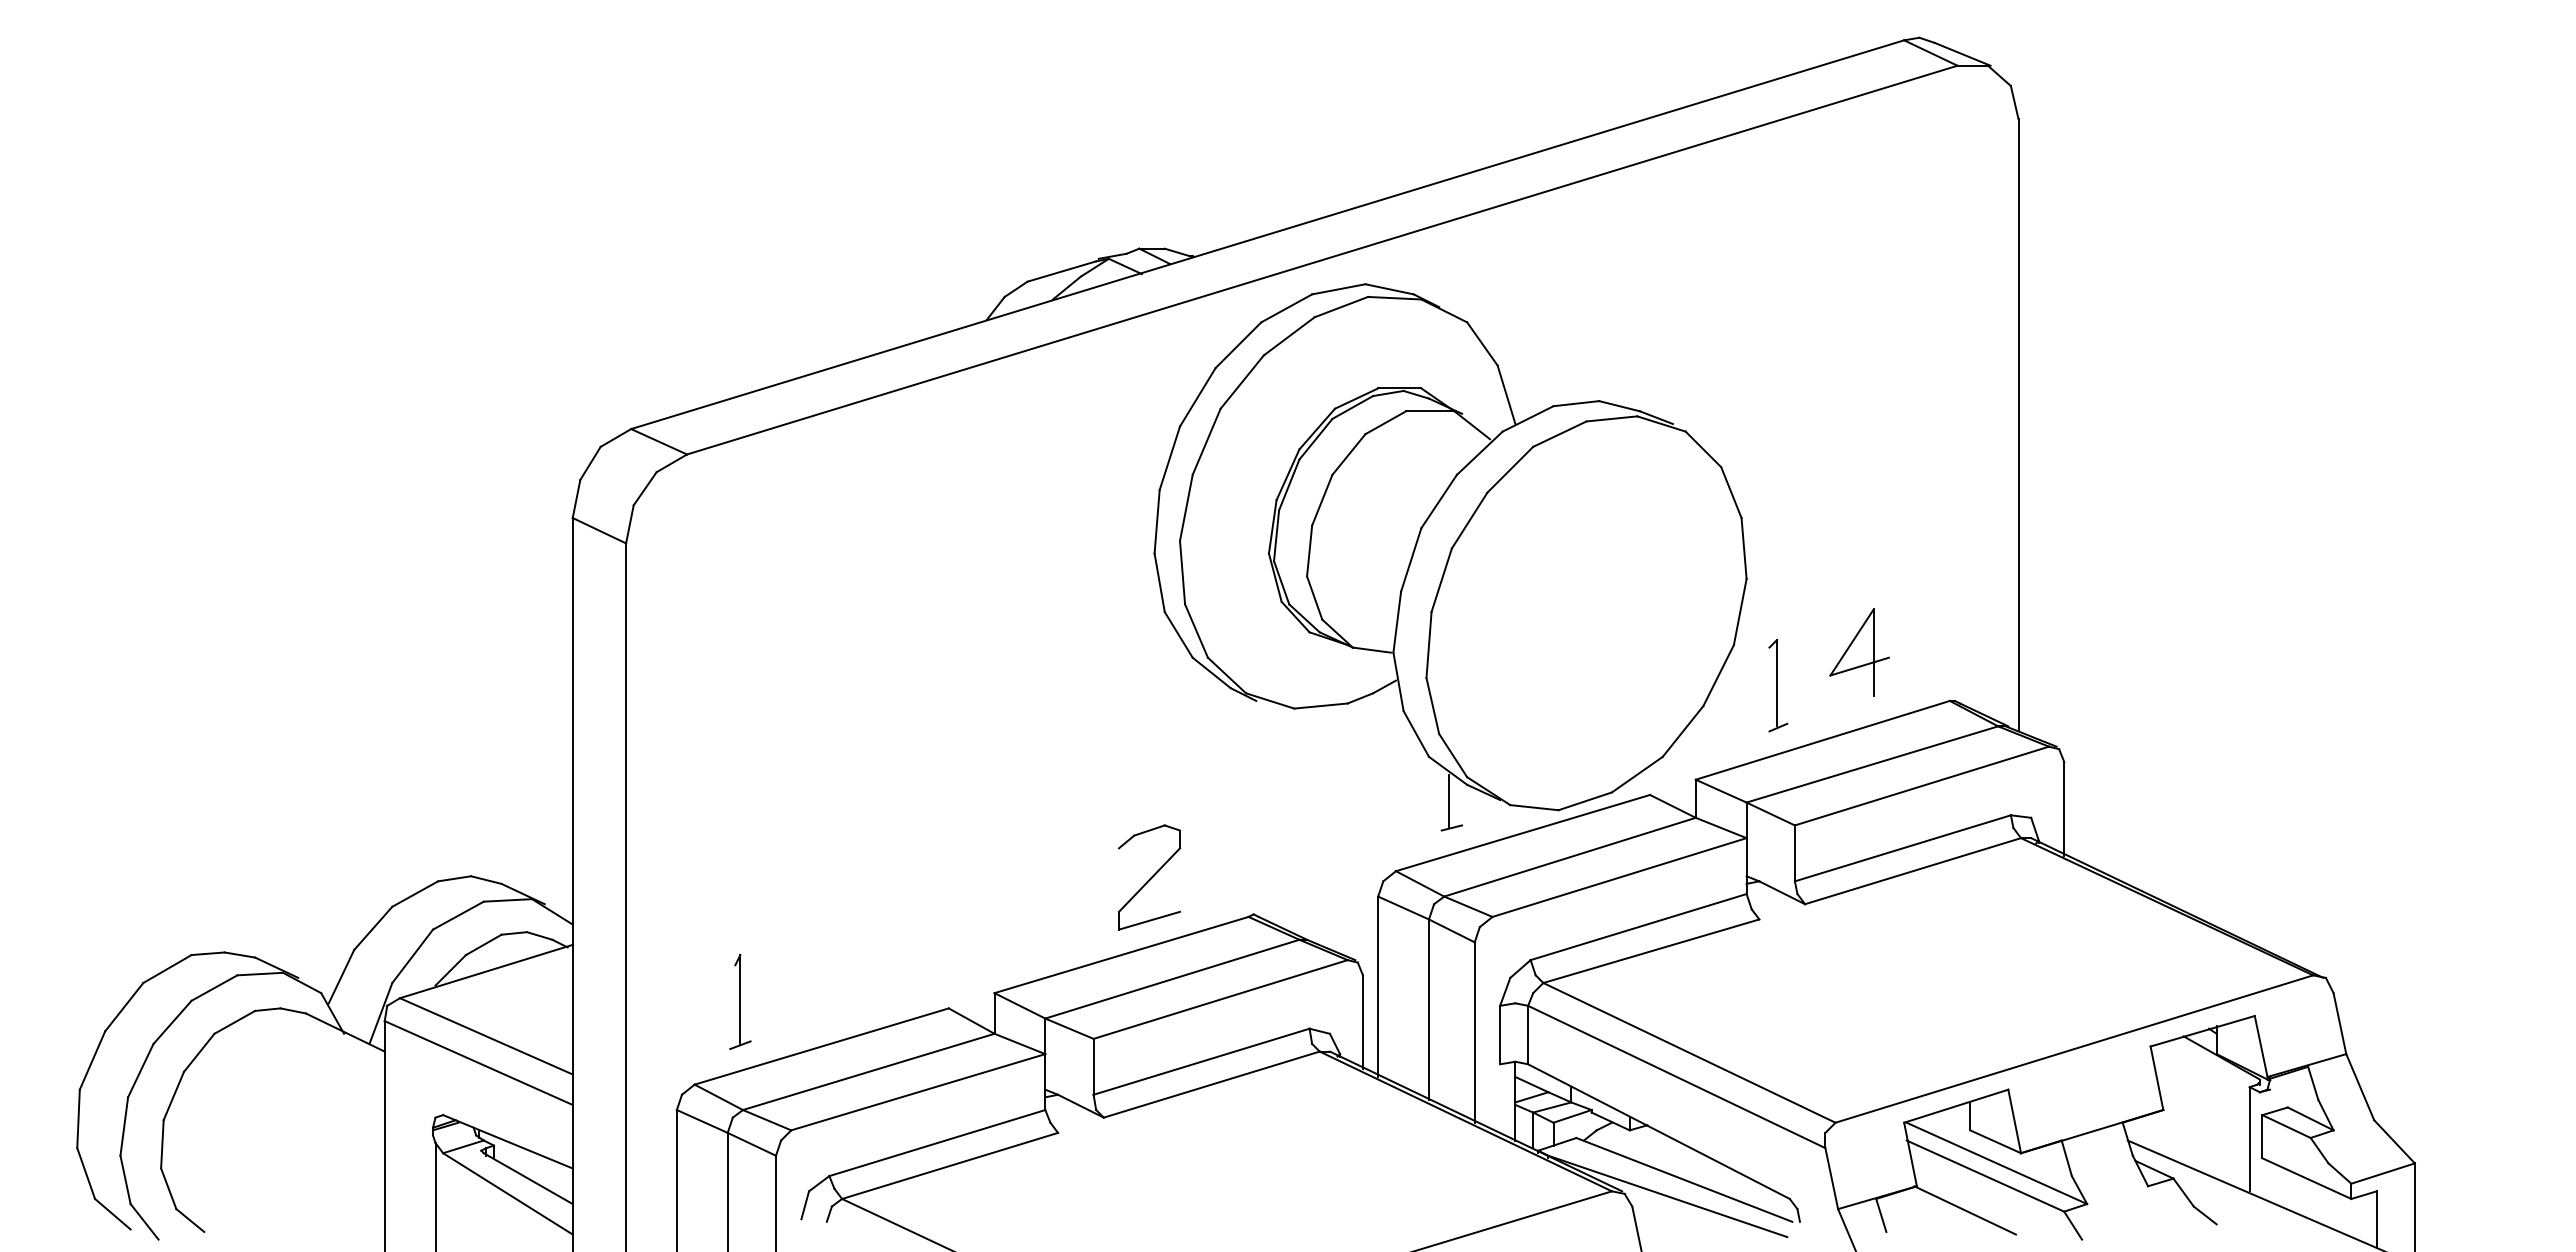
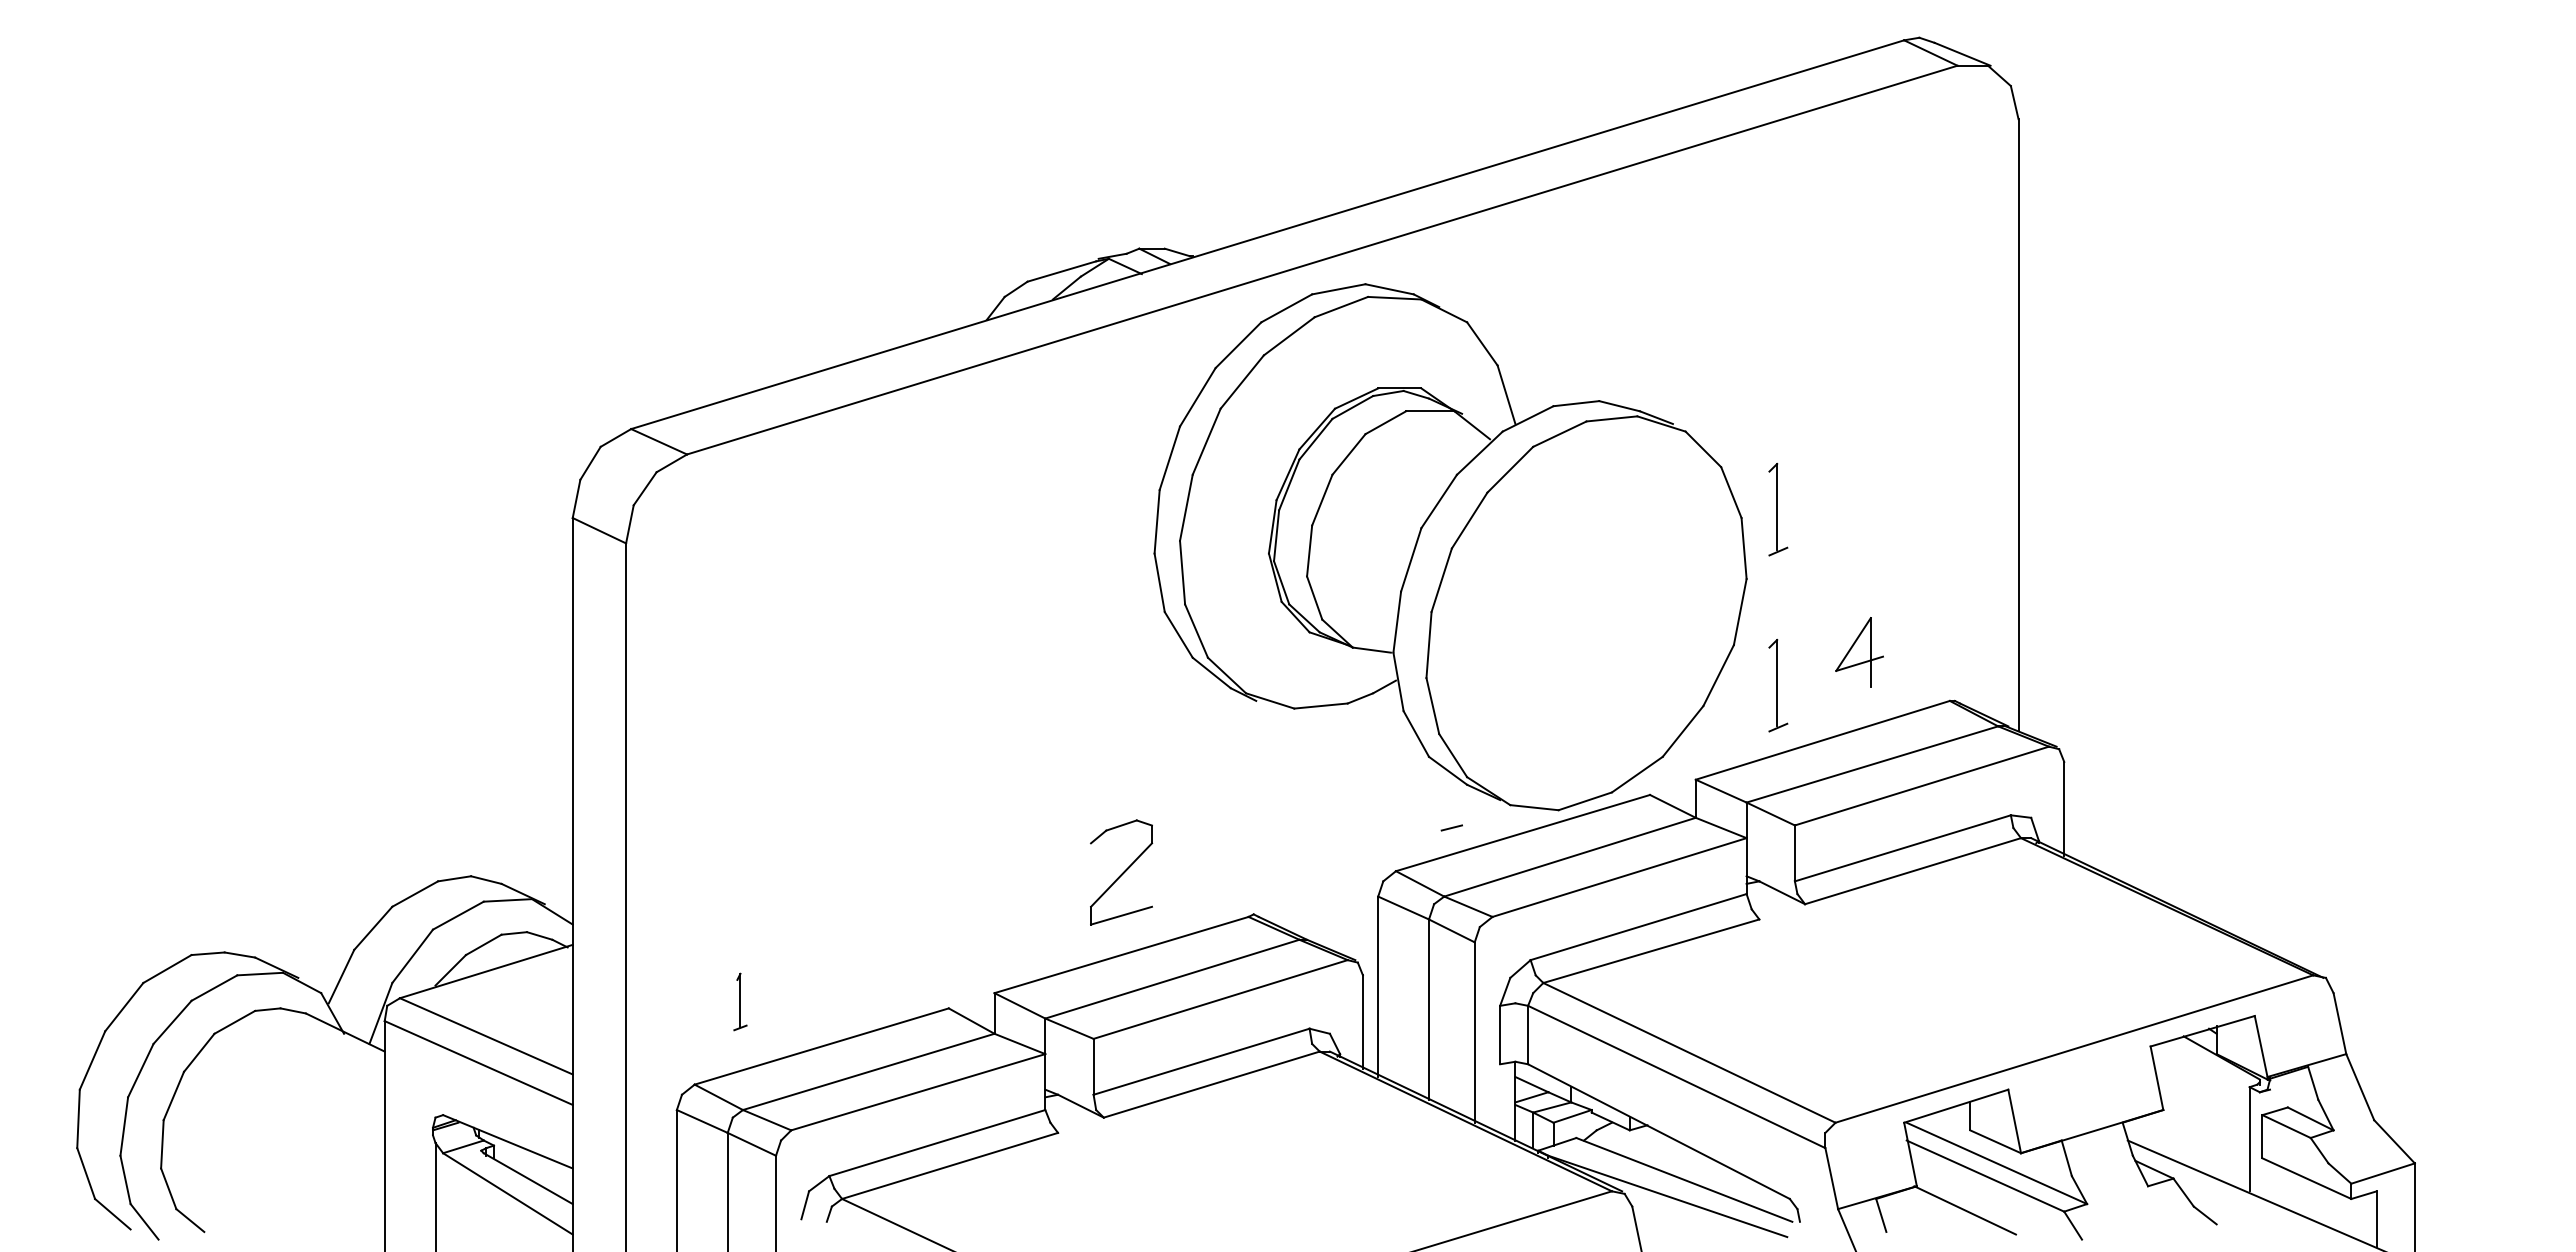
part: none -> present (1778, 509)
part size: 61x89 px -> 49x71 px (1859, 652)
line: present -> none (1449, 801)
part position: (1149, 877) -> (1121, 872) (1121, 872)
part size: 23x96 px -> 15x60 px (740, 1001)
